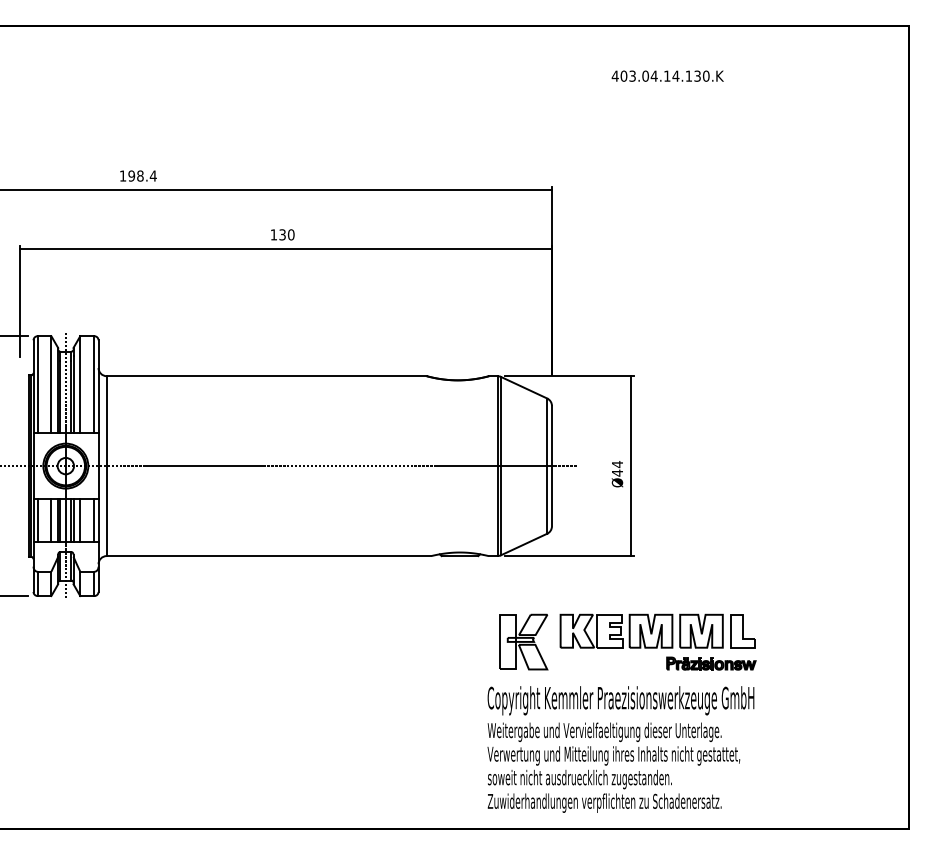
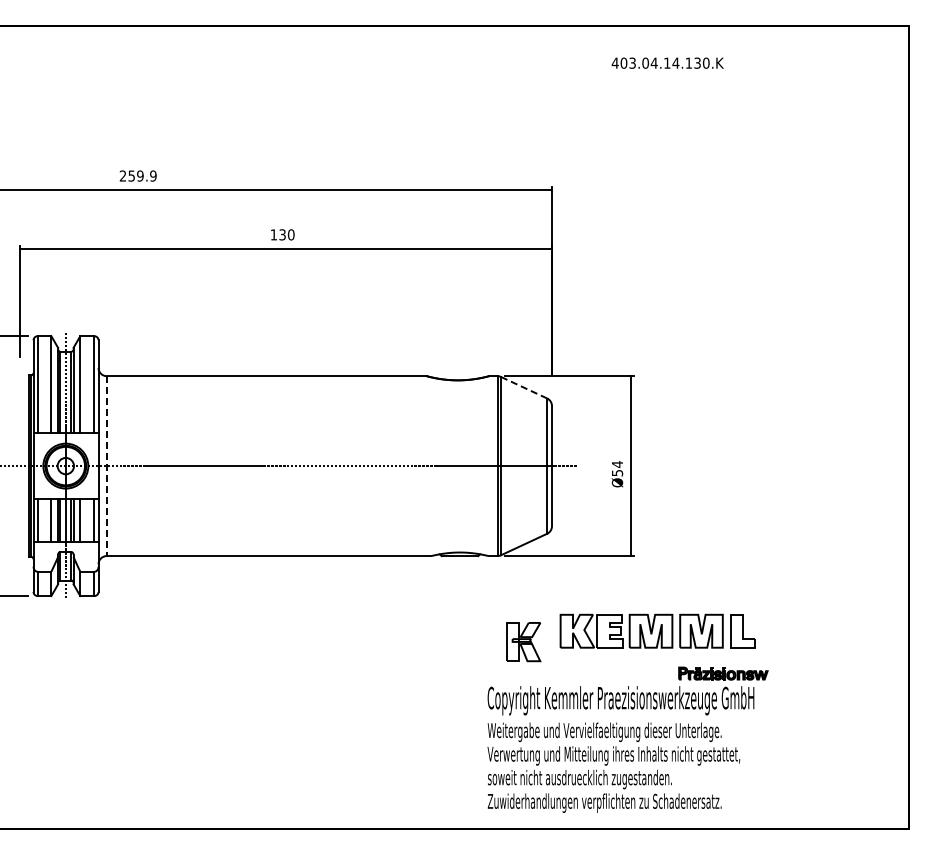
text position: (667, 75) -> (667, 62) (667, 62)
text: 198.4 -> 259.9 (137, 175)
line: solid -> dashed (524, 387)
line: solid -> dashed (106, 466)
text: Ø44 -> Ø54 (617, 472)
part size: 50x58 px -> 36x41 px (523, 642)
part position: (711, 663) -> (723, 673) (723, 673)
